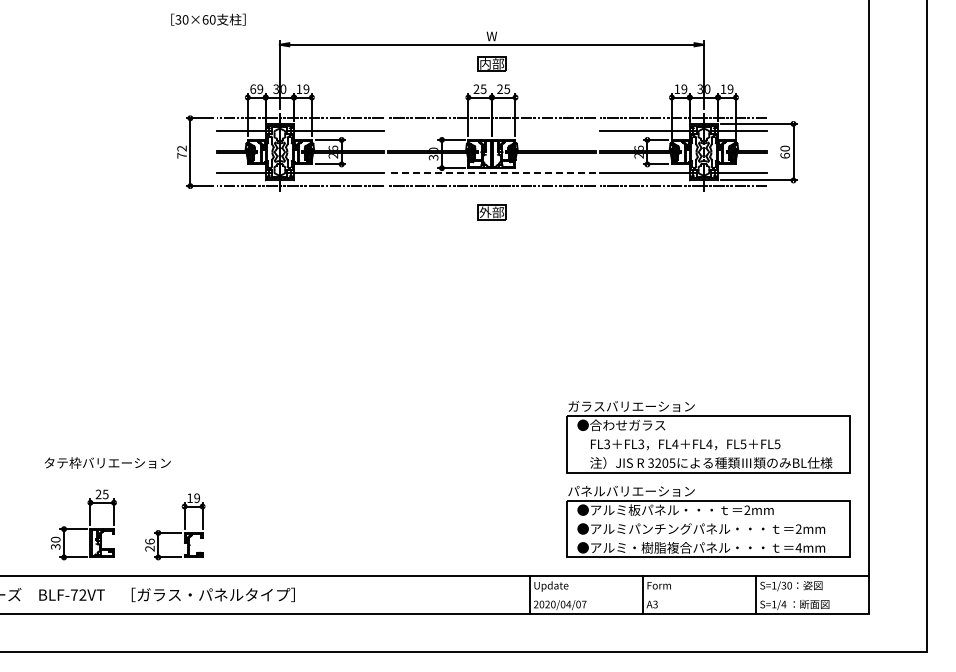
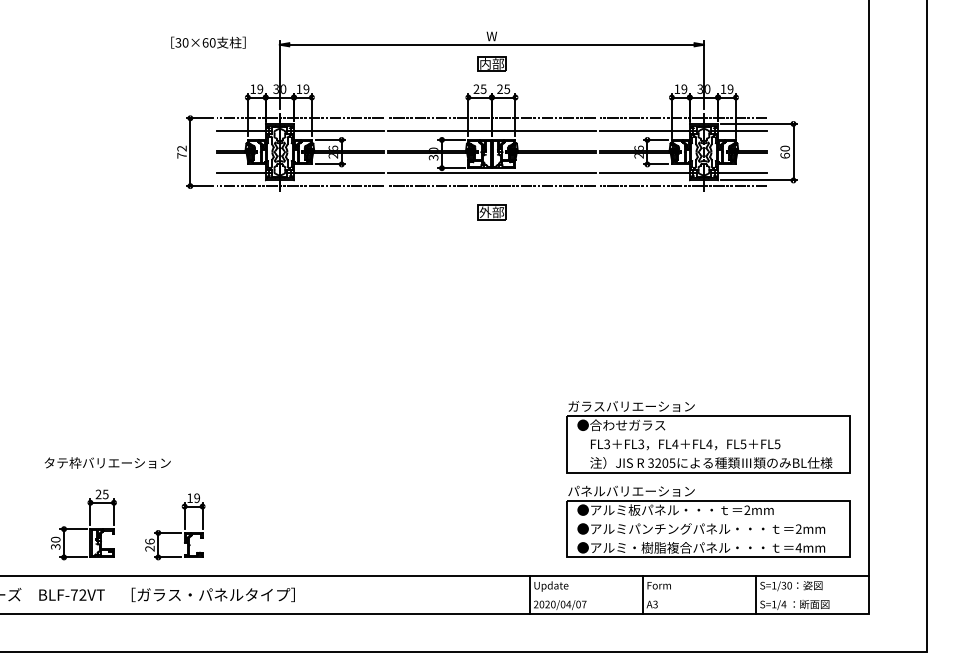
text position: (208, 19) -> (208, 42) (208, 42)
text: 69 -> 19 (253, 89)
line: none -> present (491, 130)
line: dashed -> solid (491, 173)
